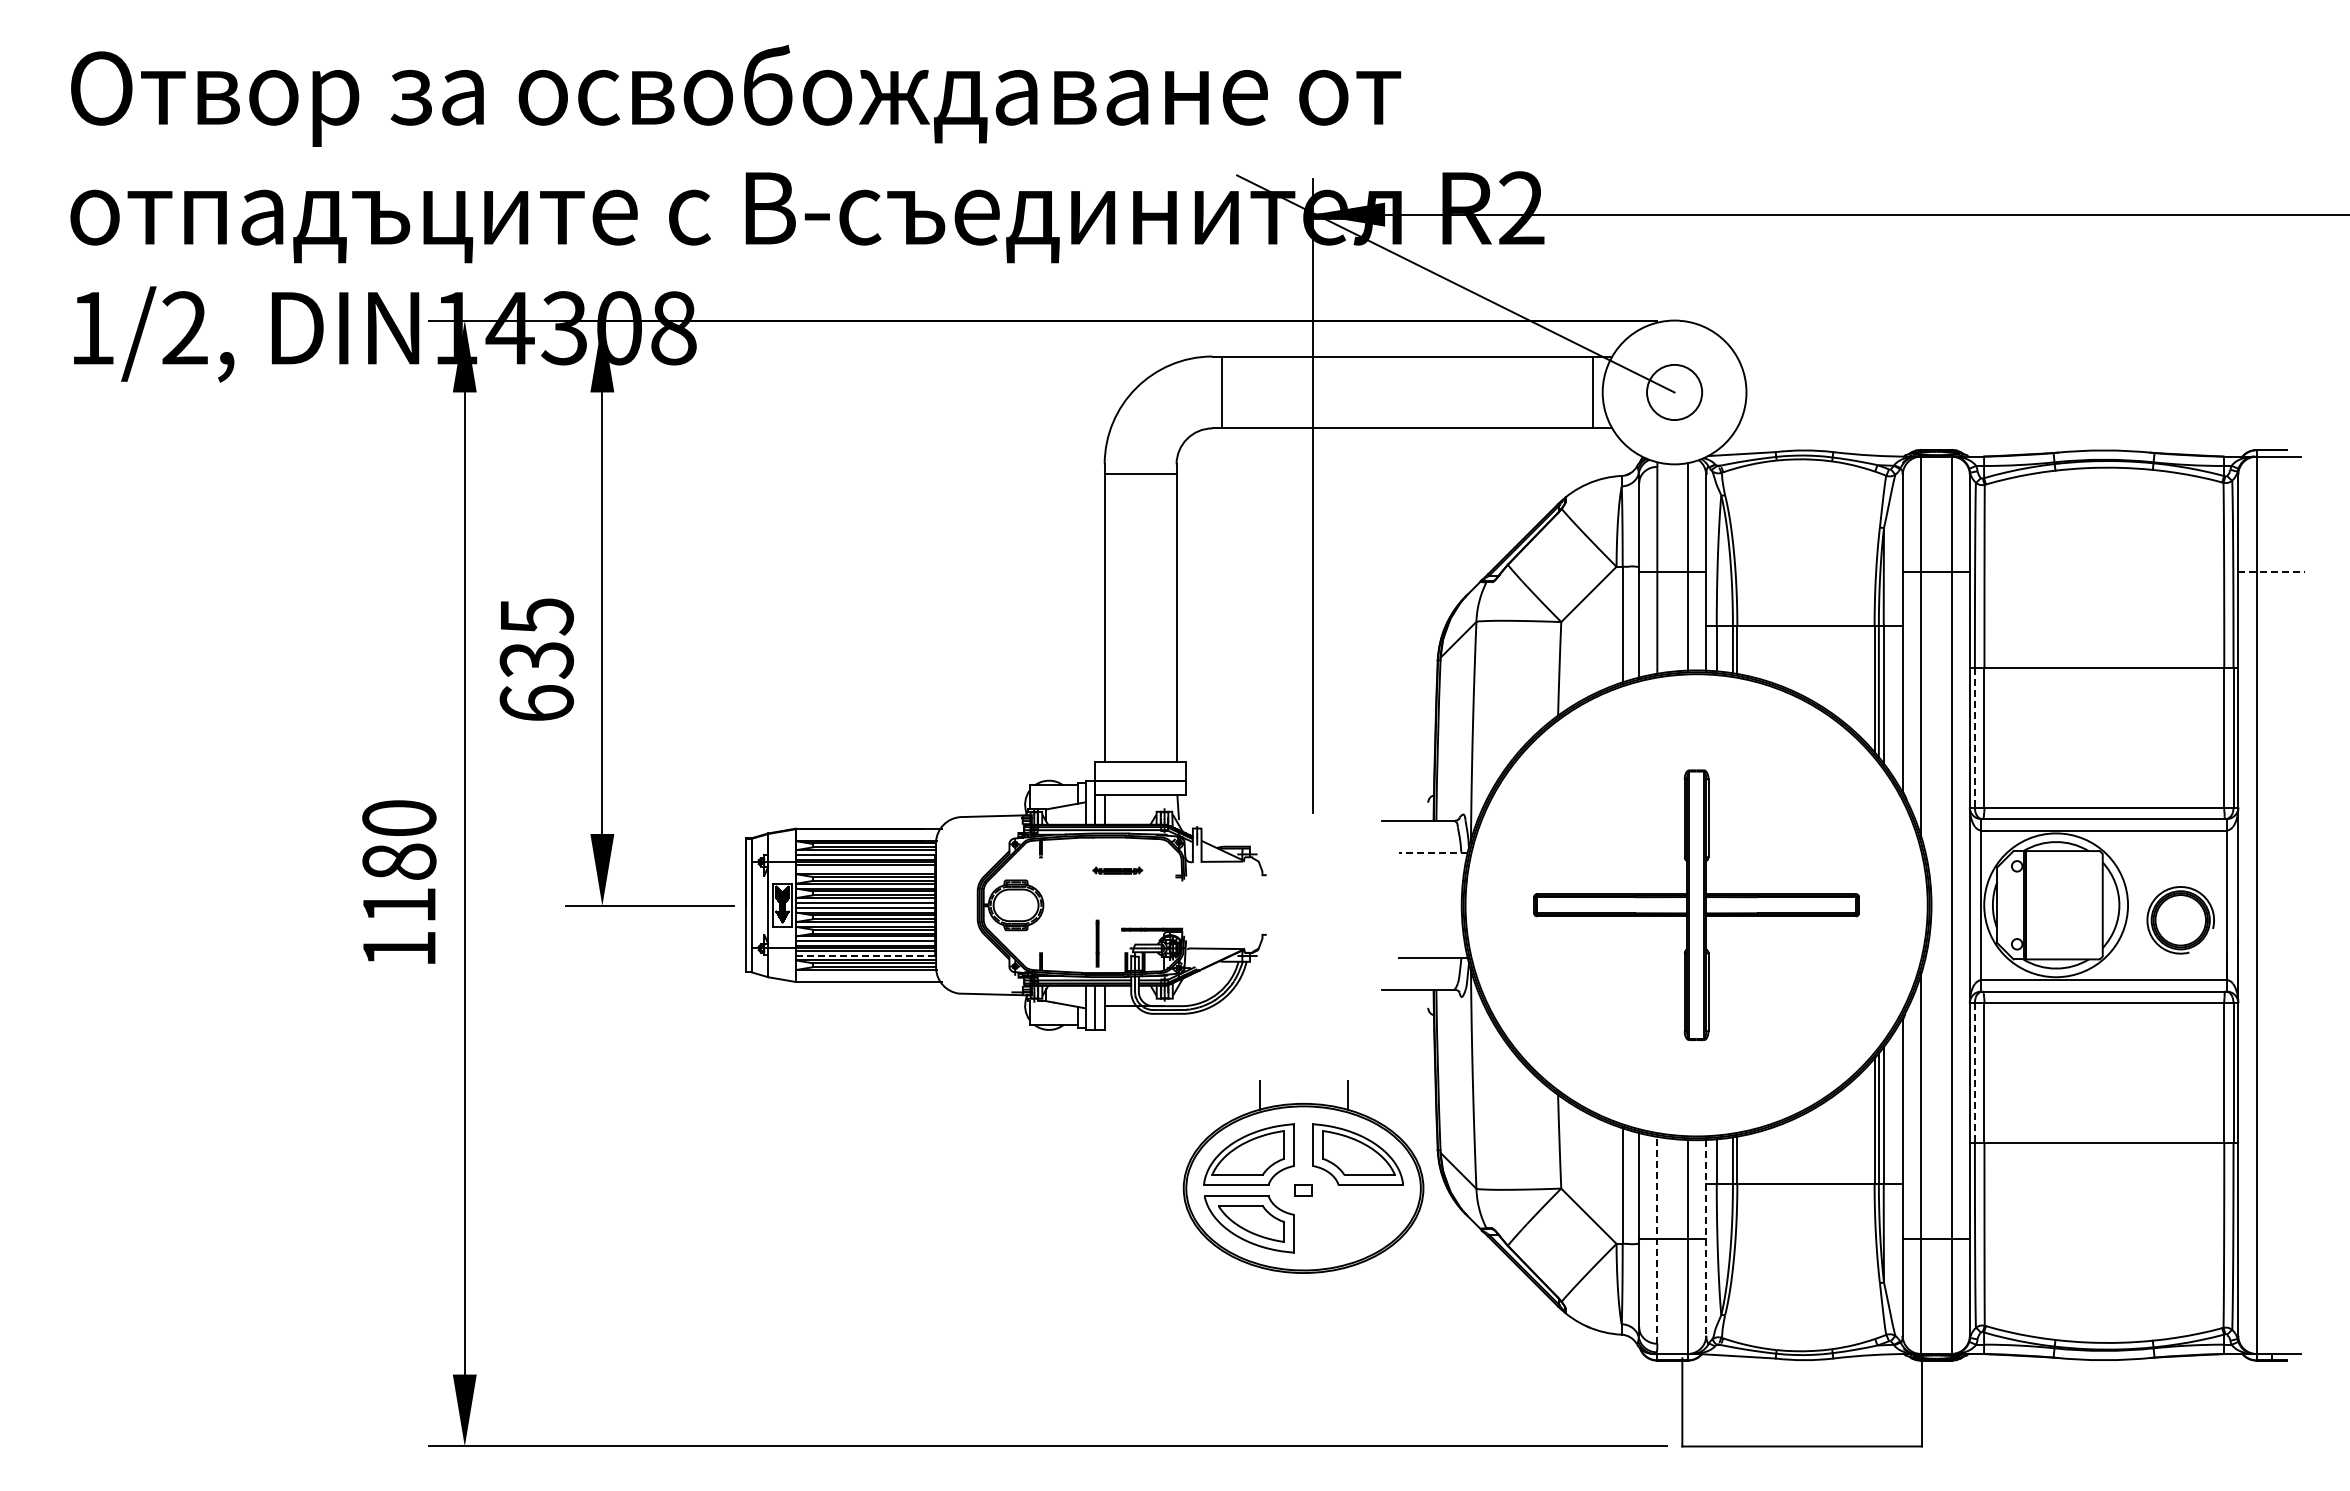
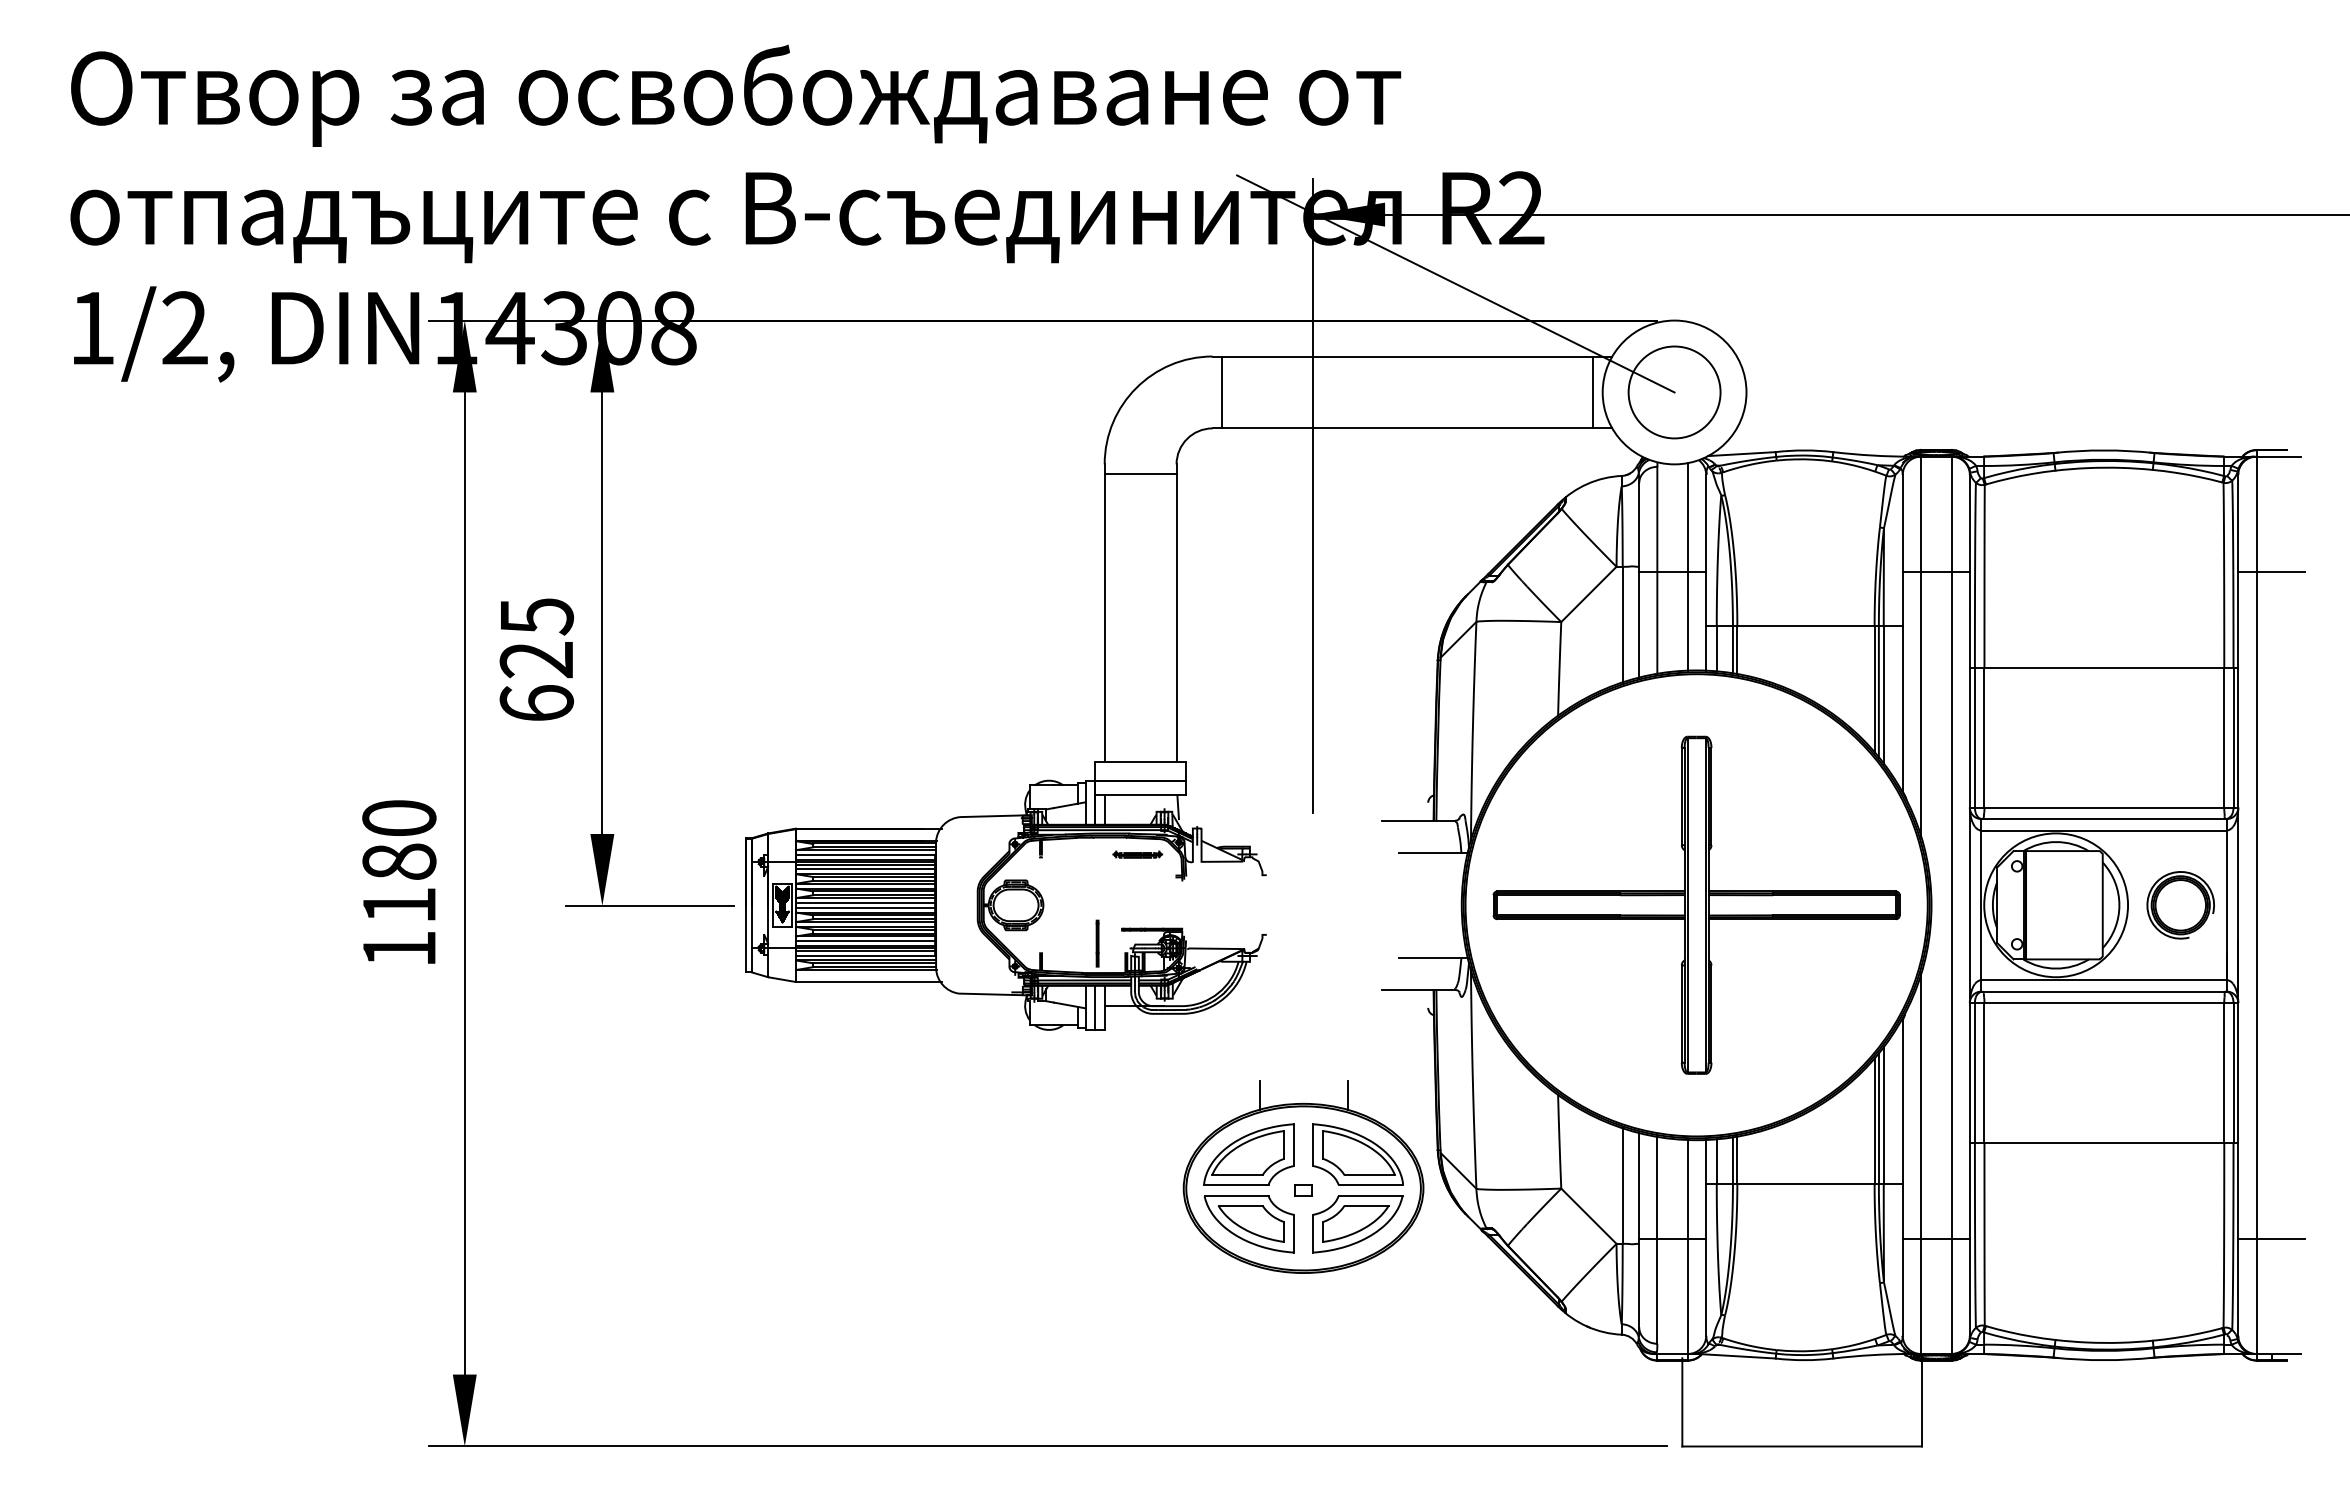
circle diameter: 55 px -> 92 px (1674, 392)
line: dashed -> solid (2271, 571)
text: 635 -> 625 (537, 660)
line: dashed -> solid (1974, 737)
line: dashed -> solid (1433, 852)
line: none -> present (865, 869)
part position: (1117, 870) -> (1137, 854) (1137, 854)
part size: 327x272 px -> 409x340 px (1696, 904)
part position: (2180, 920) -> (2180, 905) (2180, 905)
line: dashed -> solid (865, 955)
line: dashed -> solid (1974, 1073)
part: none -> present (1357, 1224)
line: dashed -> solid (1706, 1238)
line: none -> present (2271, 1238)
line: dashed -> solid (1657, 1240)
